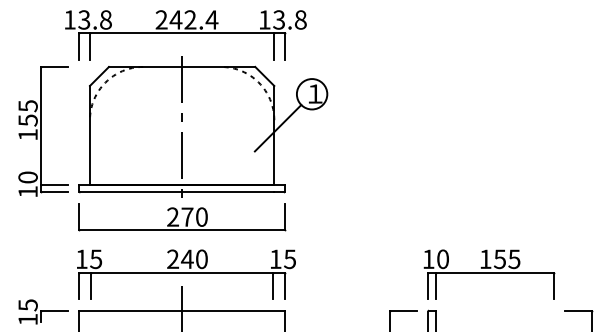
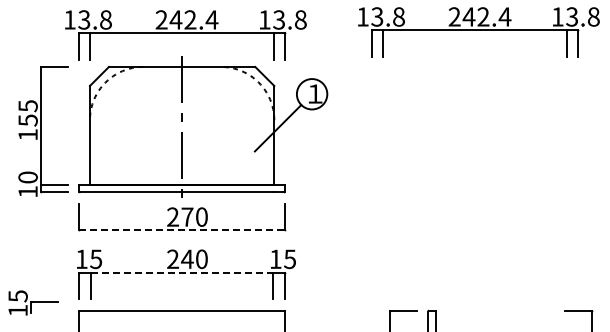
part: none -> present (478, 32)
line: solid -> dashed (182, 230)
line: solid -> dashed (182, 272)
part: present -> none (489, 274)
line: present -> none (182, 306)
part position: (43, 311) -> (33, 302) (33, 302)
